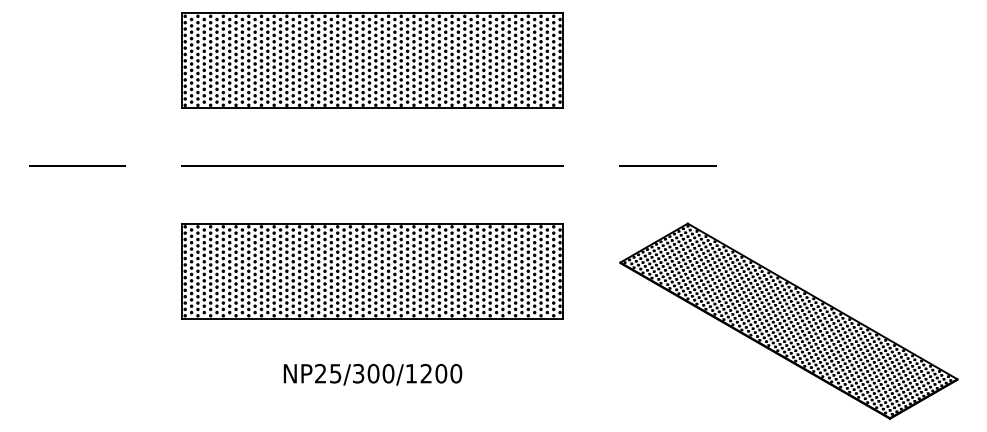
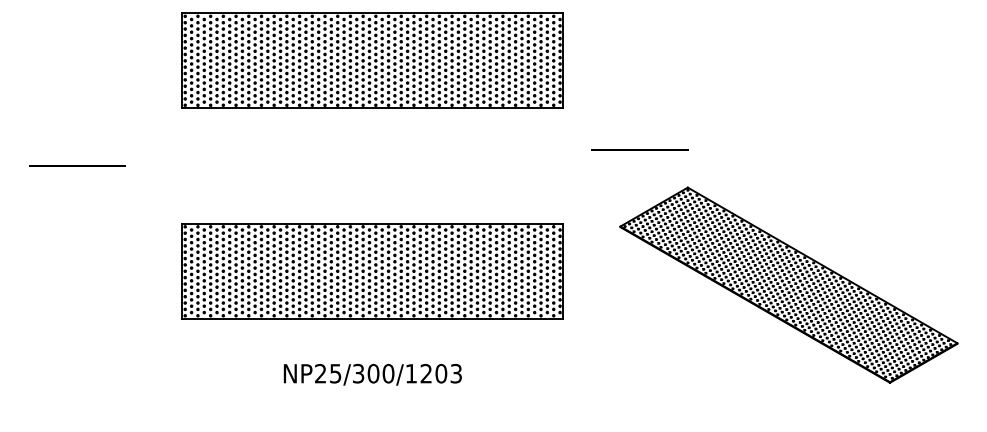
line: present -> none (372, 165)
line position: (667, 165) -> (639, 149) (639, 149)
part position: (788, 320) -> (788, 284) (788, 284)
text: NP25/300/1200 -> NP25/300/1203 (456, 373)
